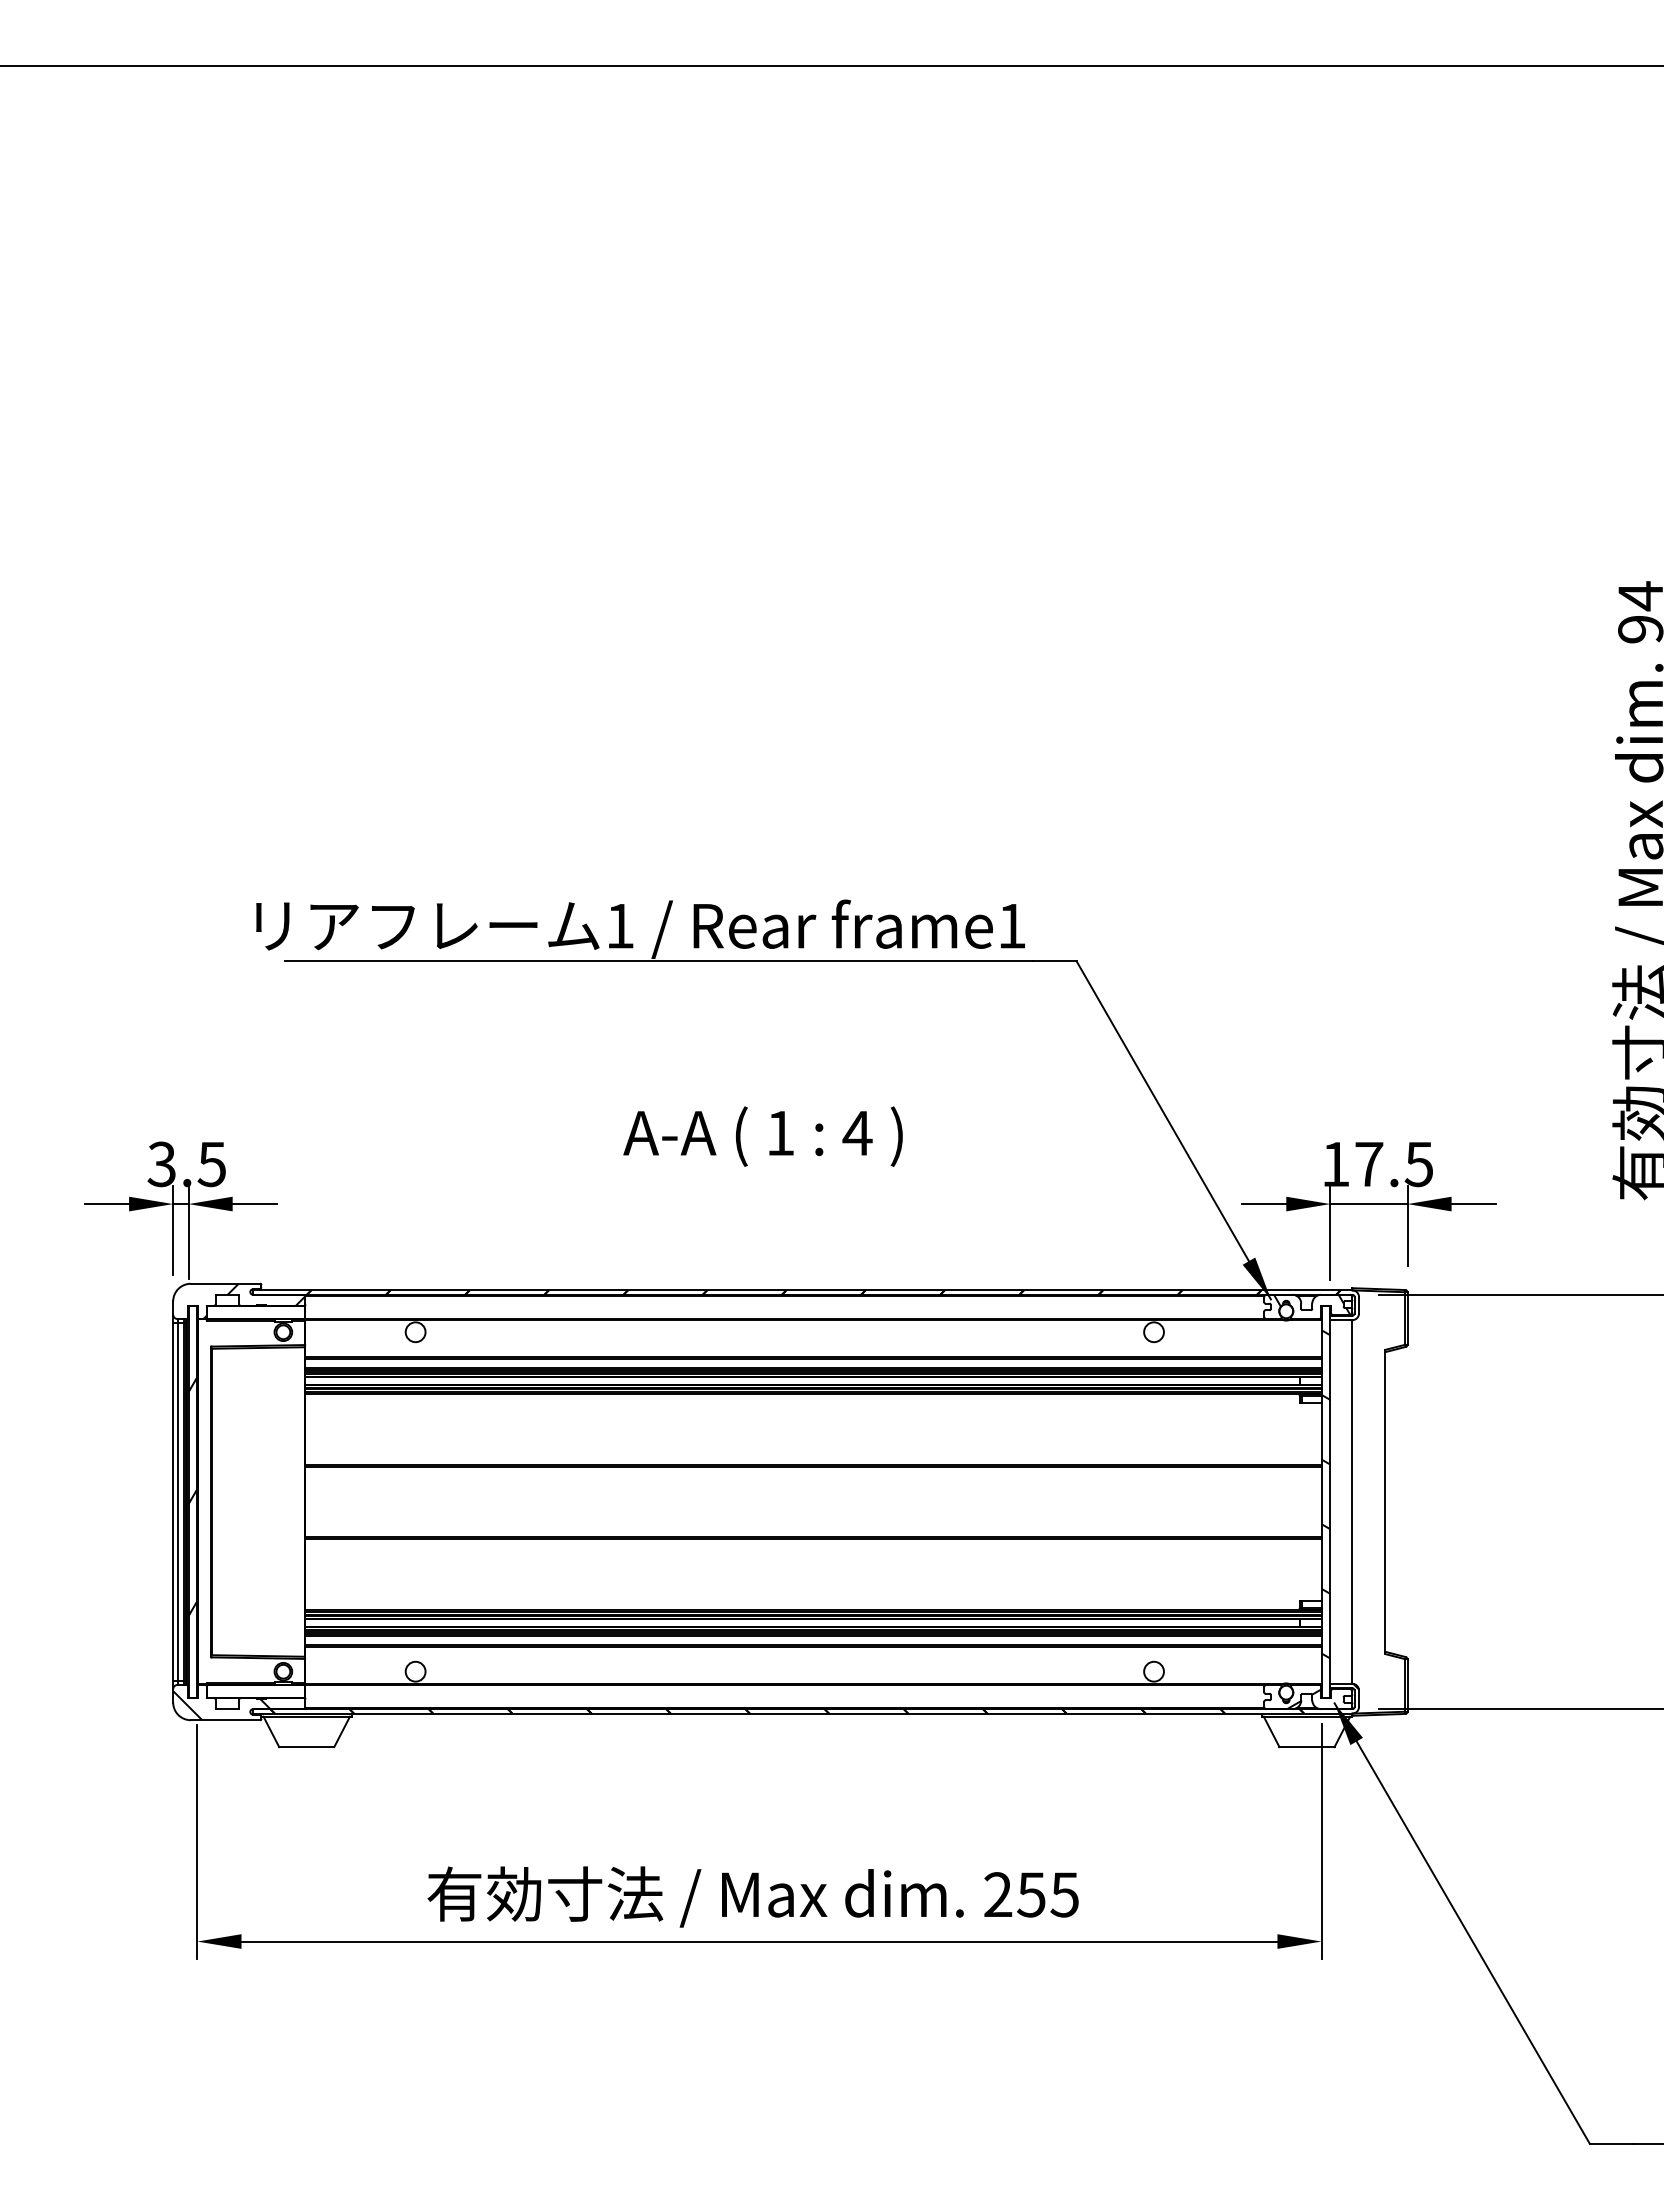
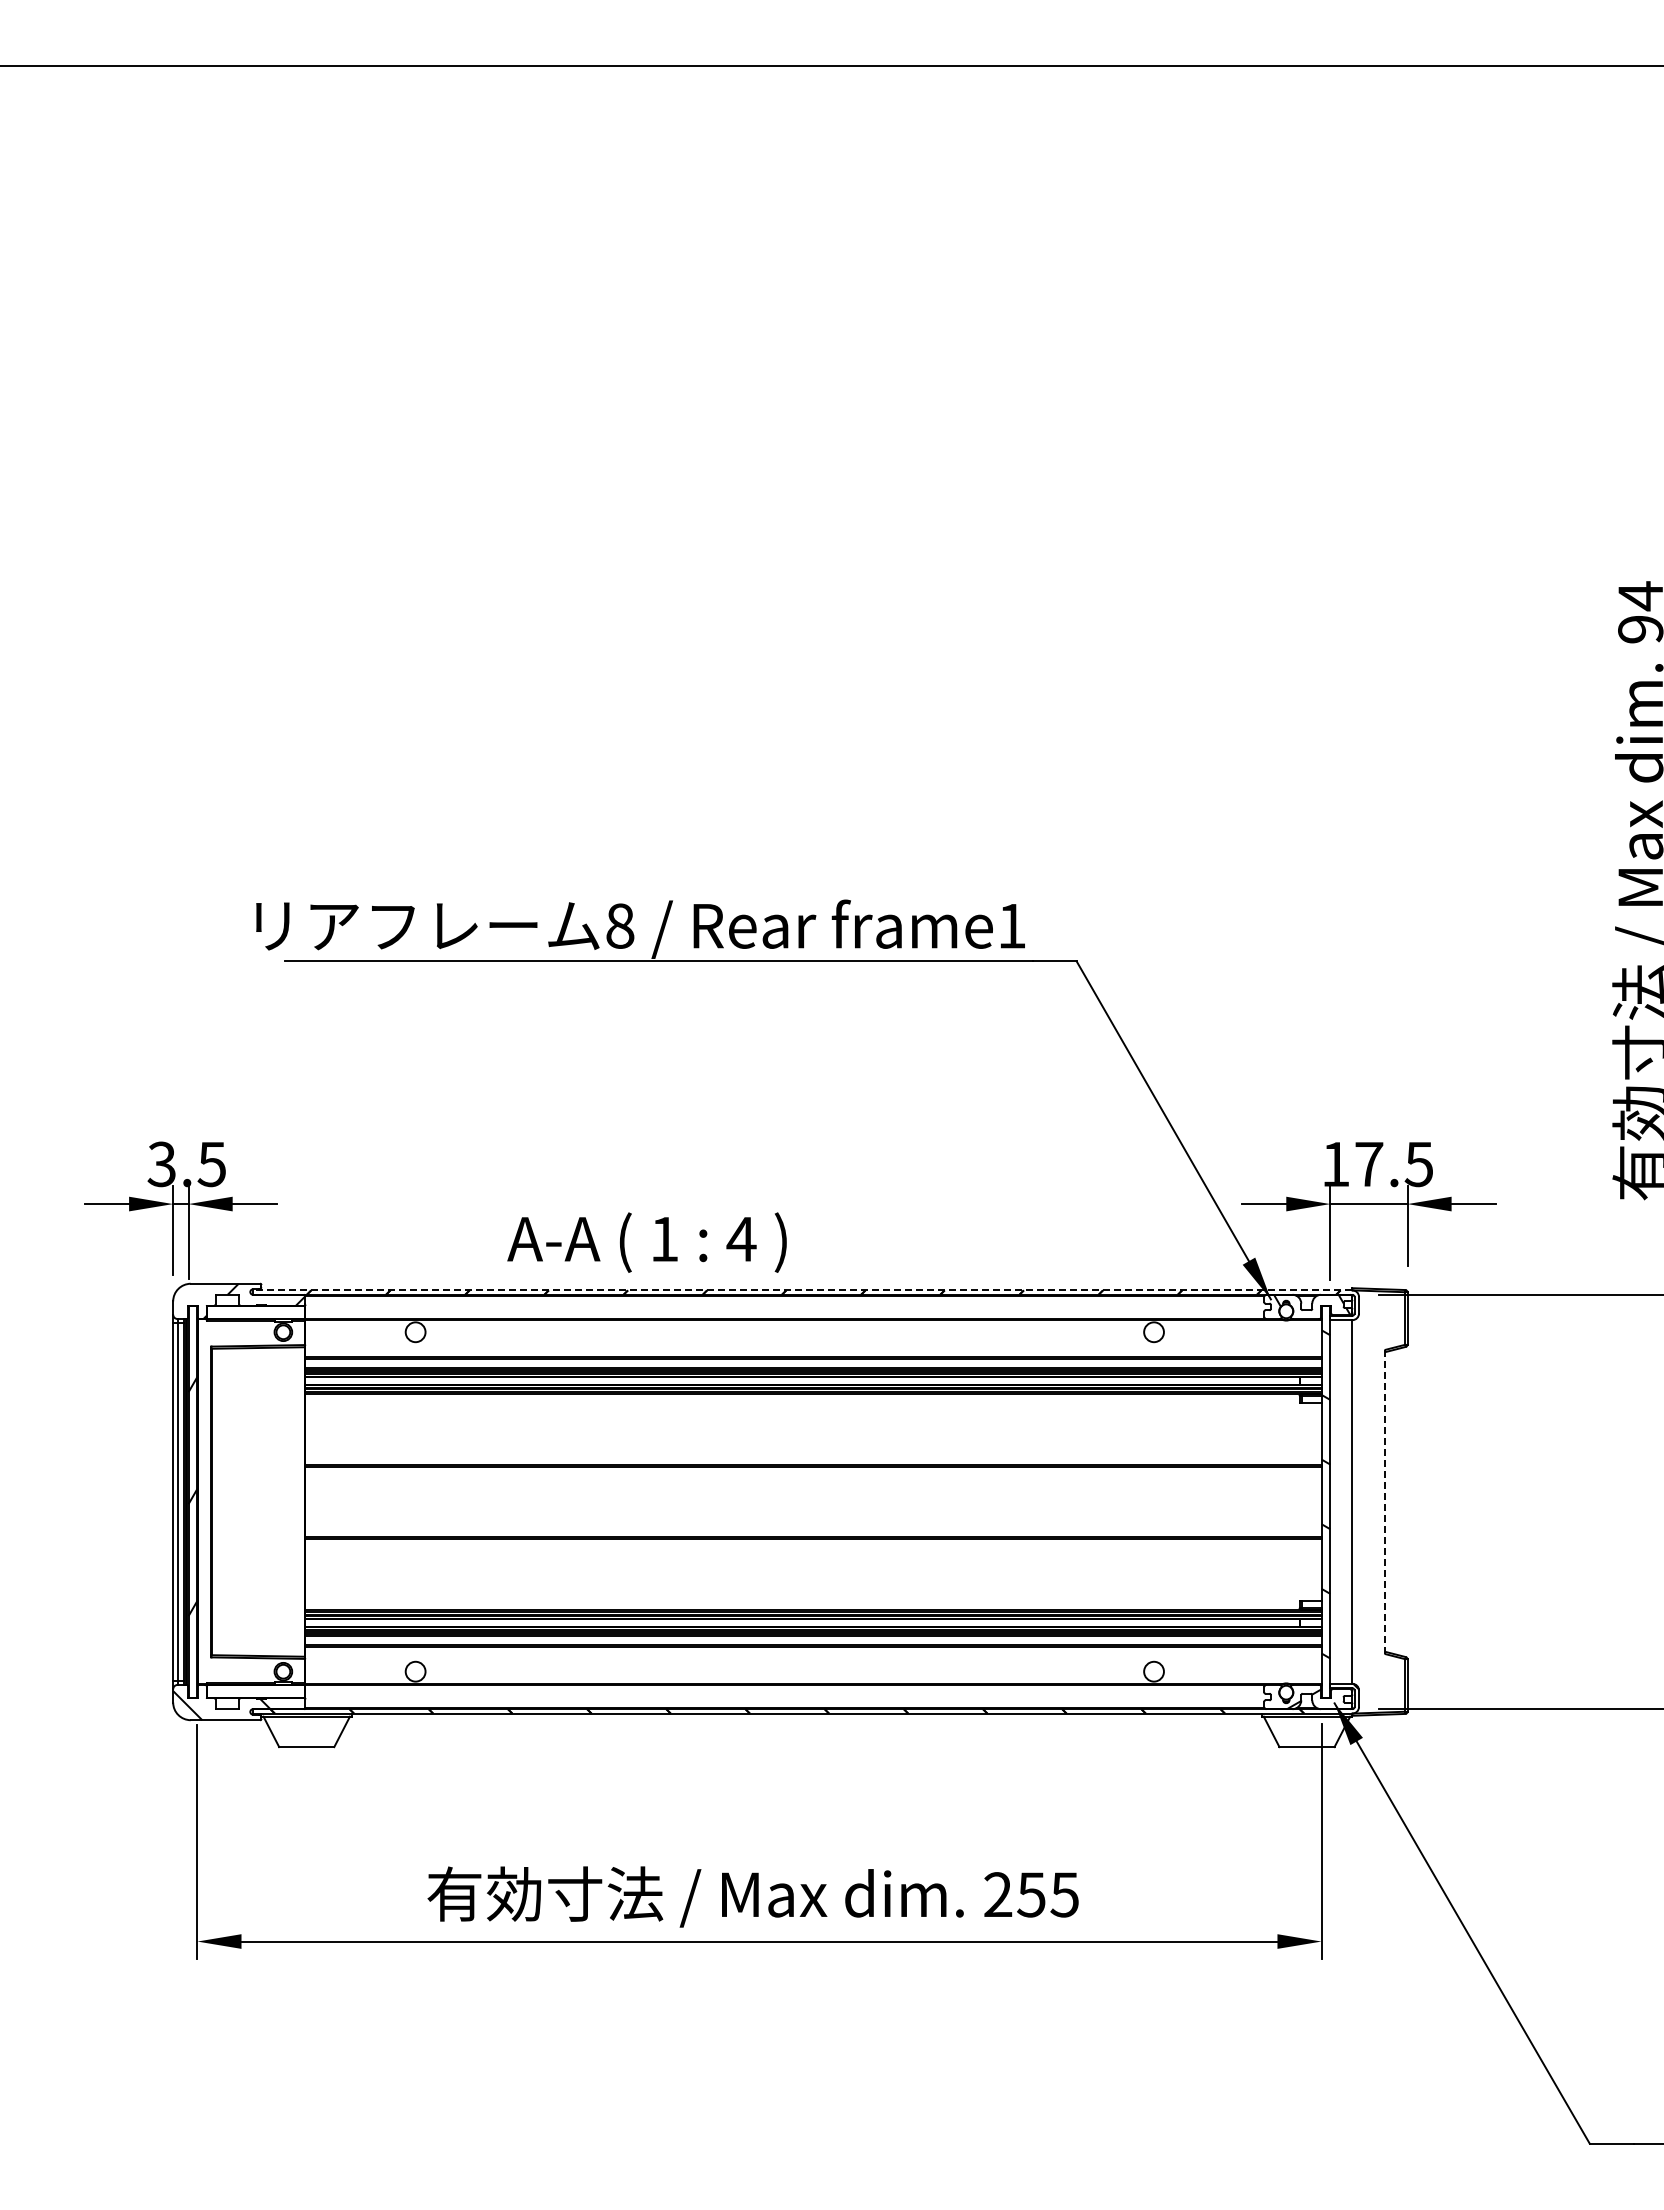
text: 1 -> 8 (620, 925)
text position: (762, 1136) -> (646, 1242) (646, 1242)
line: solid -> dashed (802, 1290)
line: solid -> dashed (1385, 1502)
